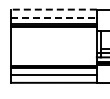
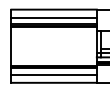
line: dashed -> solid (54, 9)
line: dashed -> solid (54, 17)
